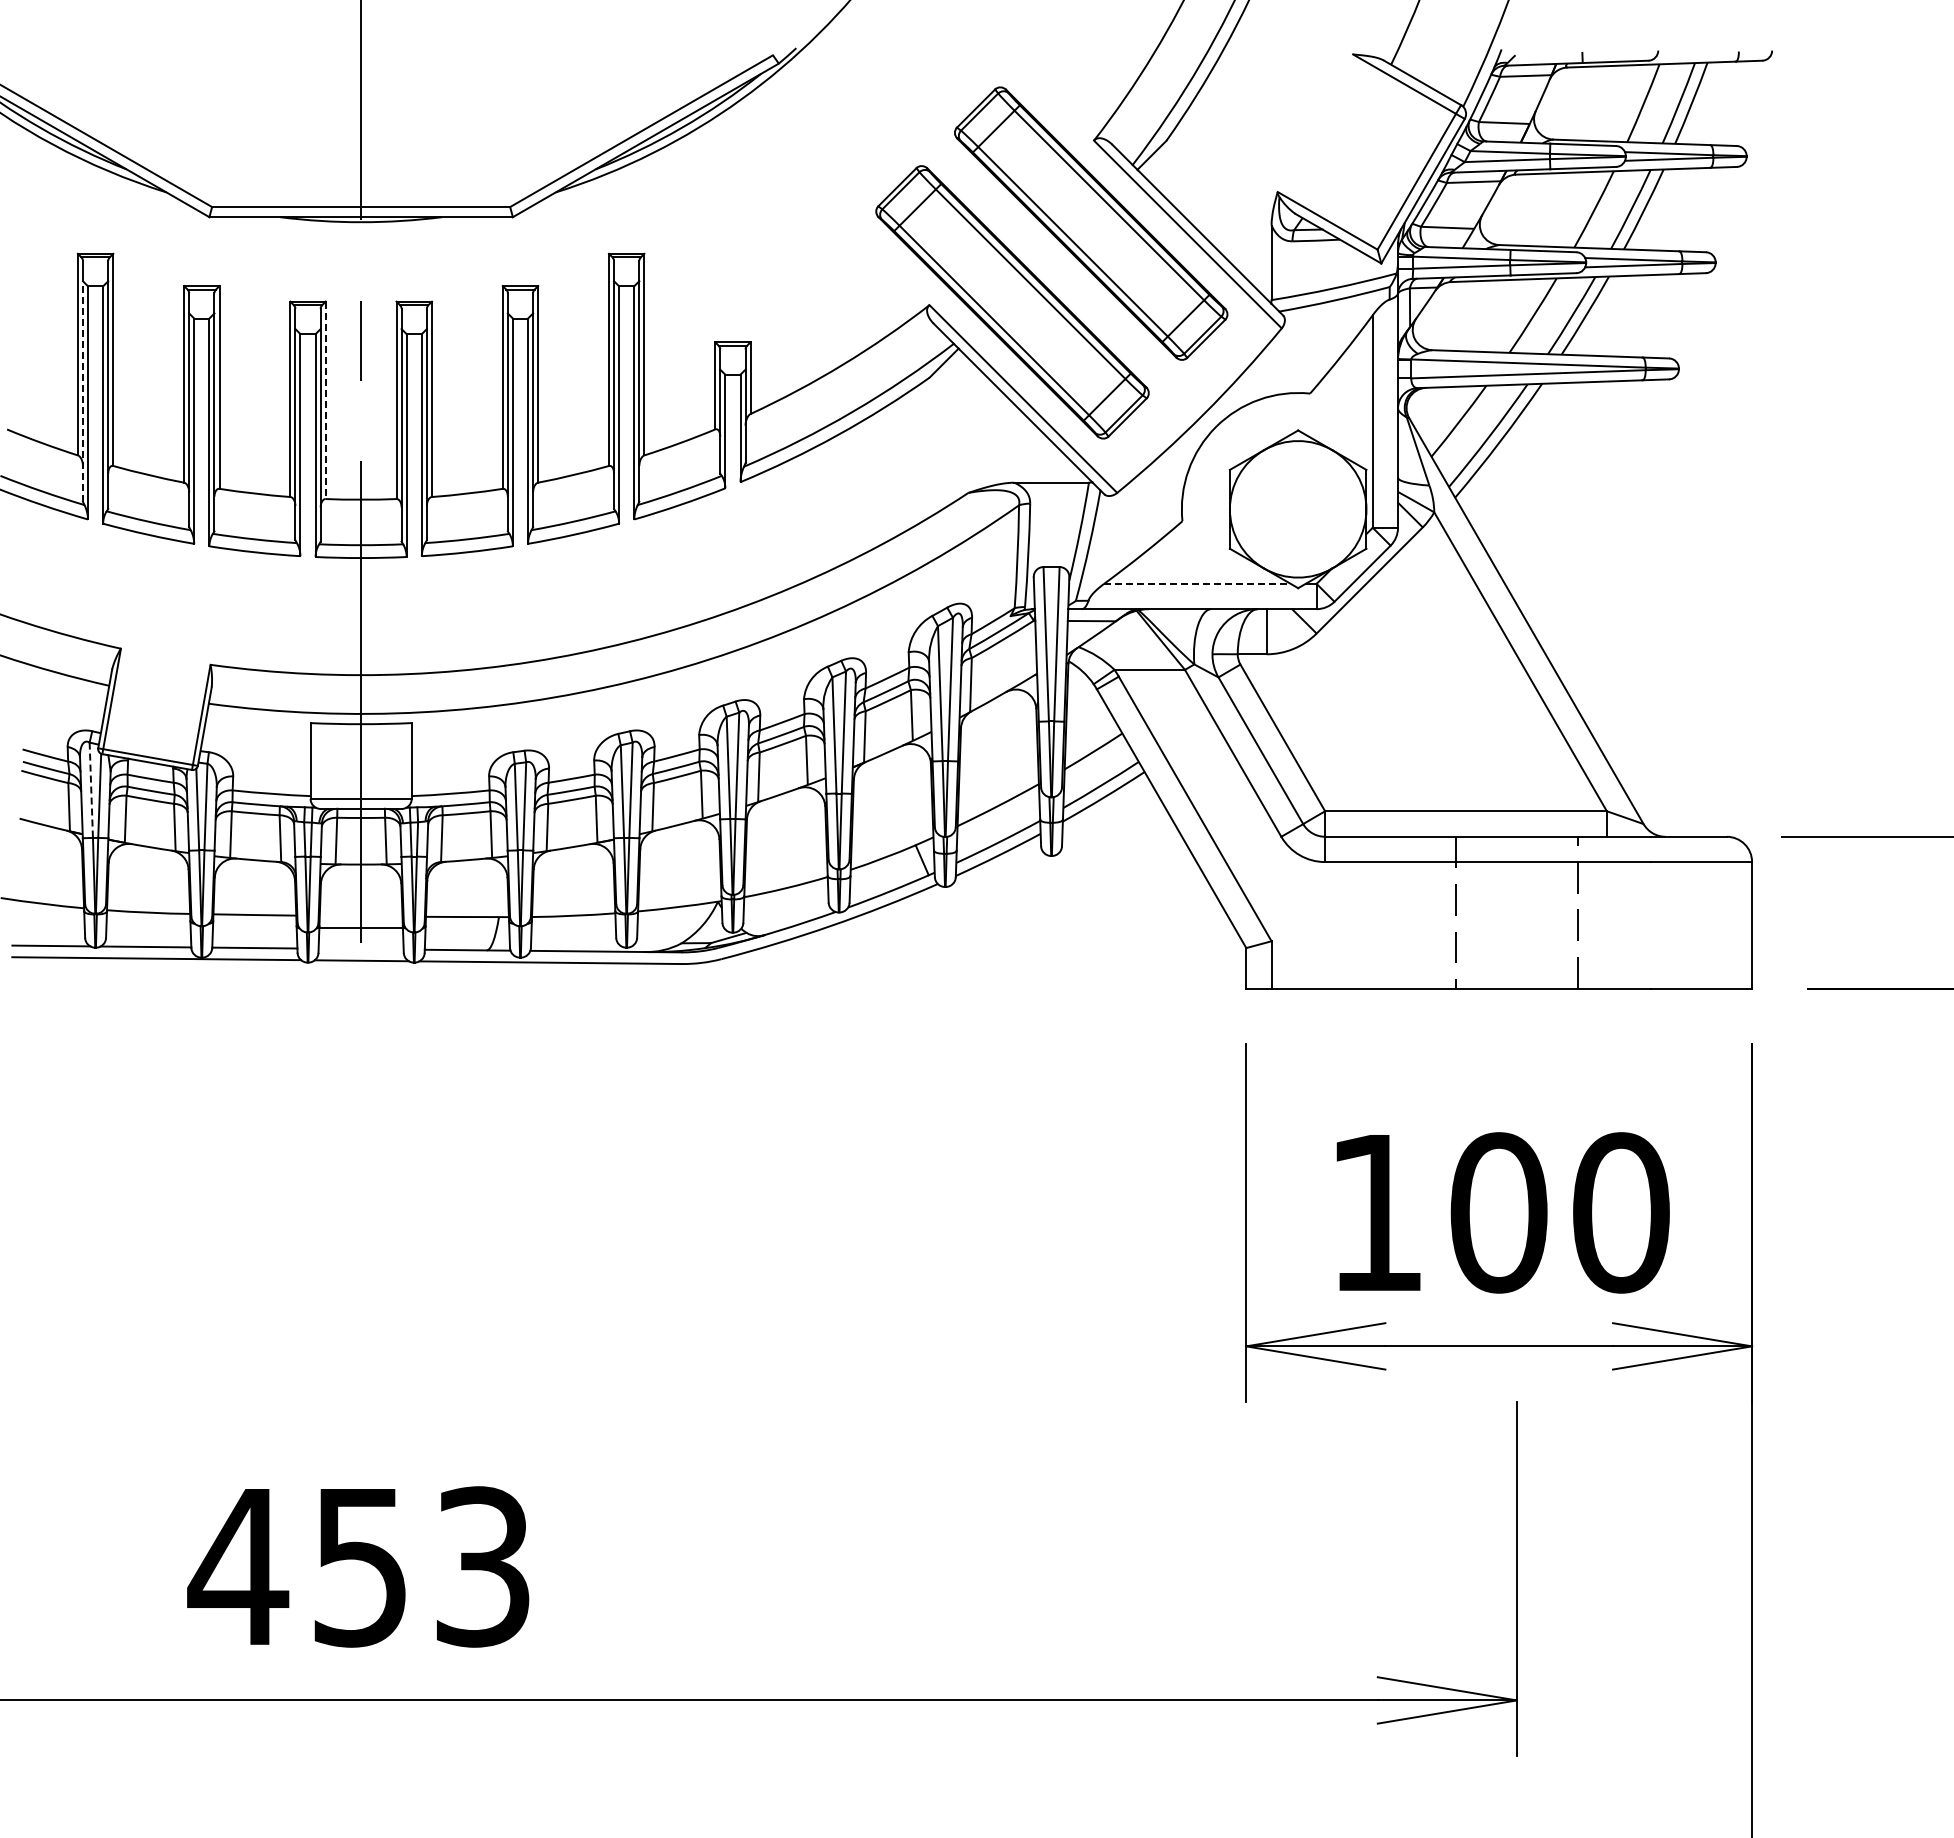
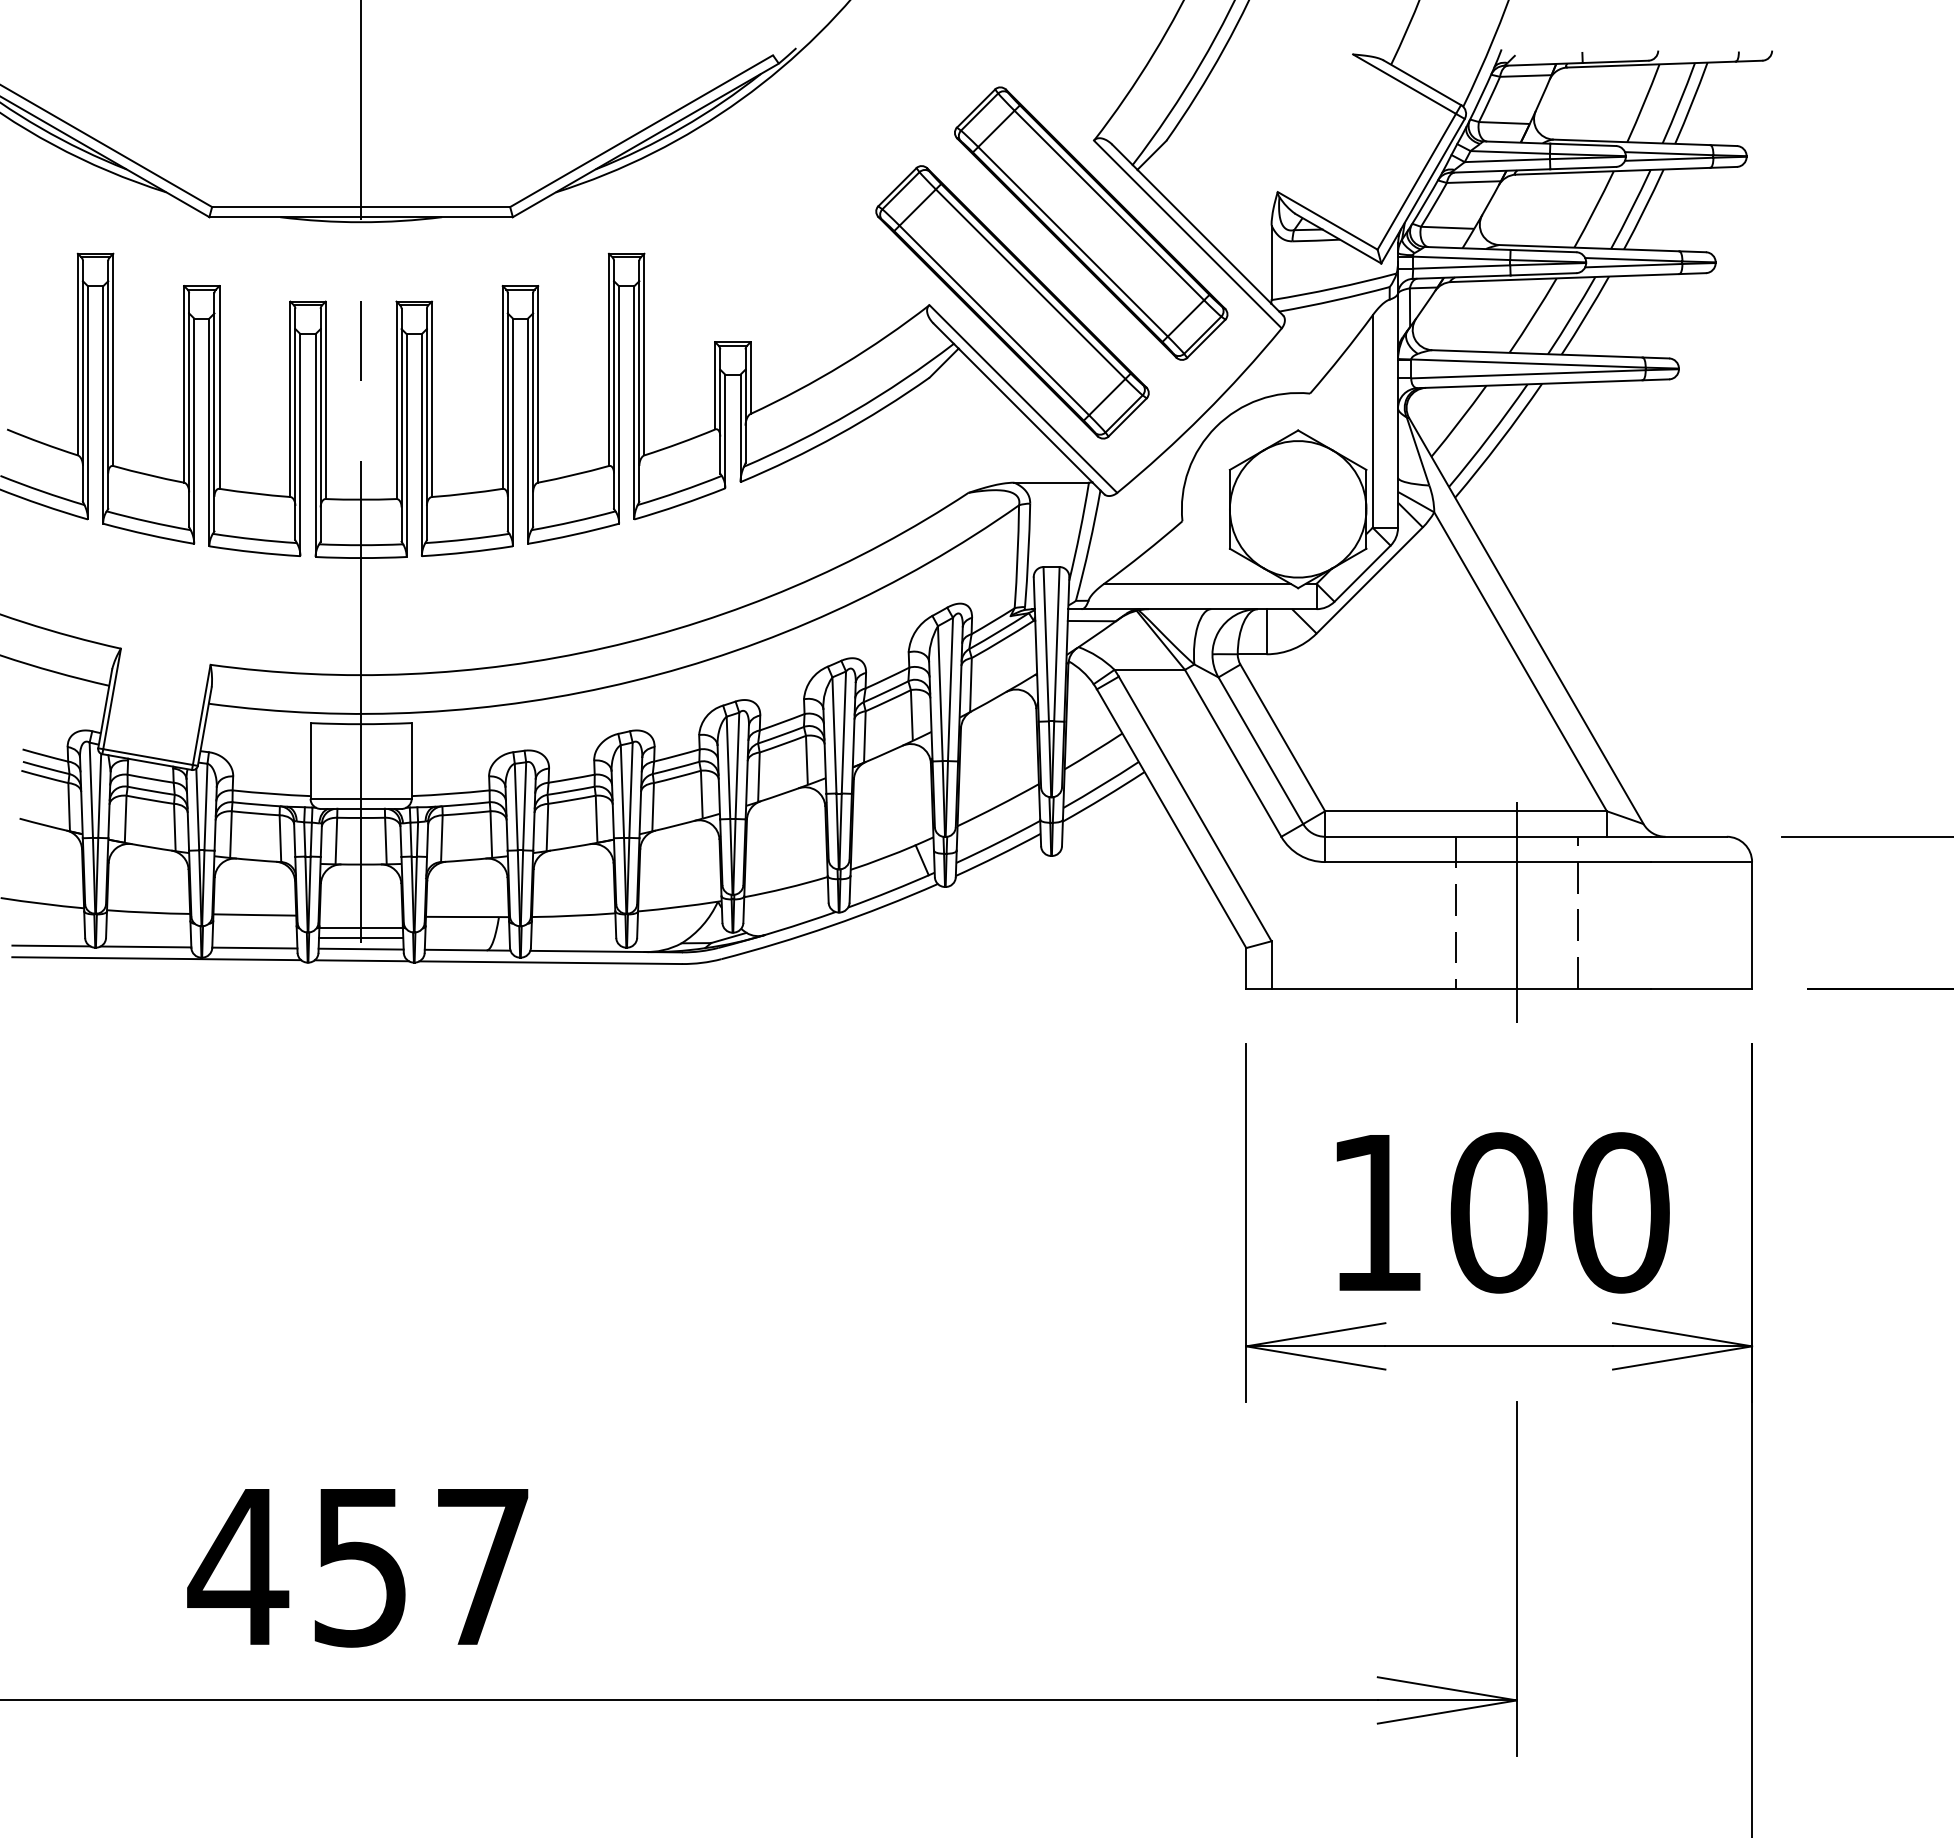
line: dashed -> solid (82, 391)
line: dashed -> solid (325, 400)
line: dashed -> solid (1197, 583)
line: dashed -> solid (91, 790)
line: none -> present (1516, 912)
line: none -> present (361, 937)
line: none -> present (360, 948)
text: 453 -> 457 (483, 1566)
